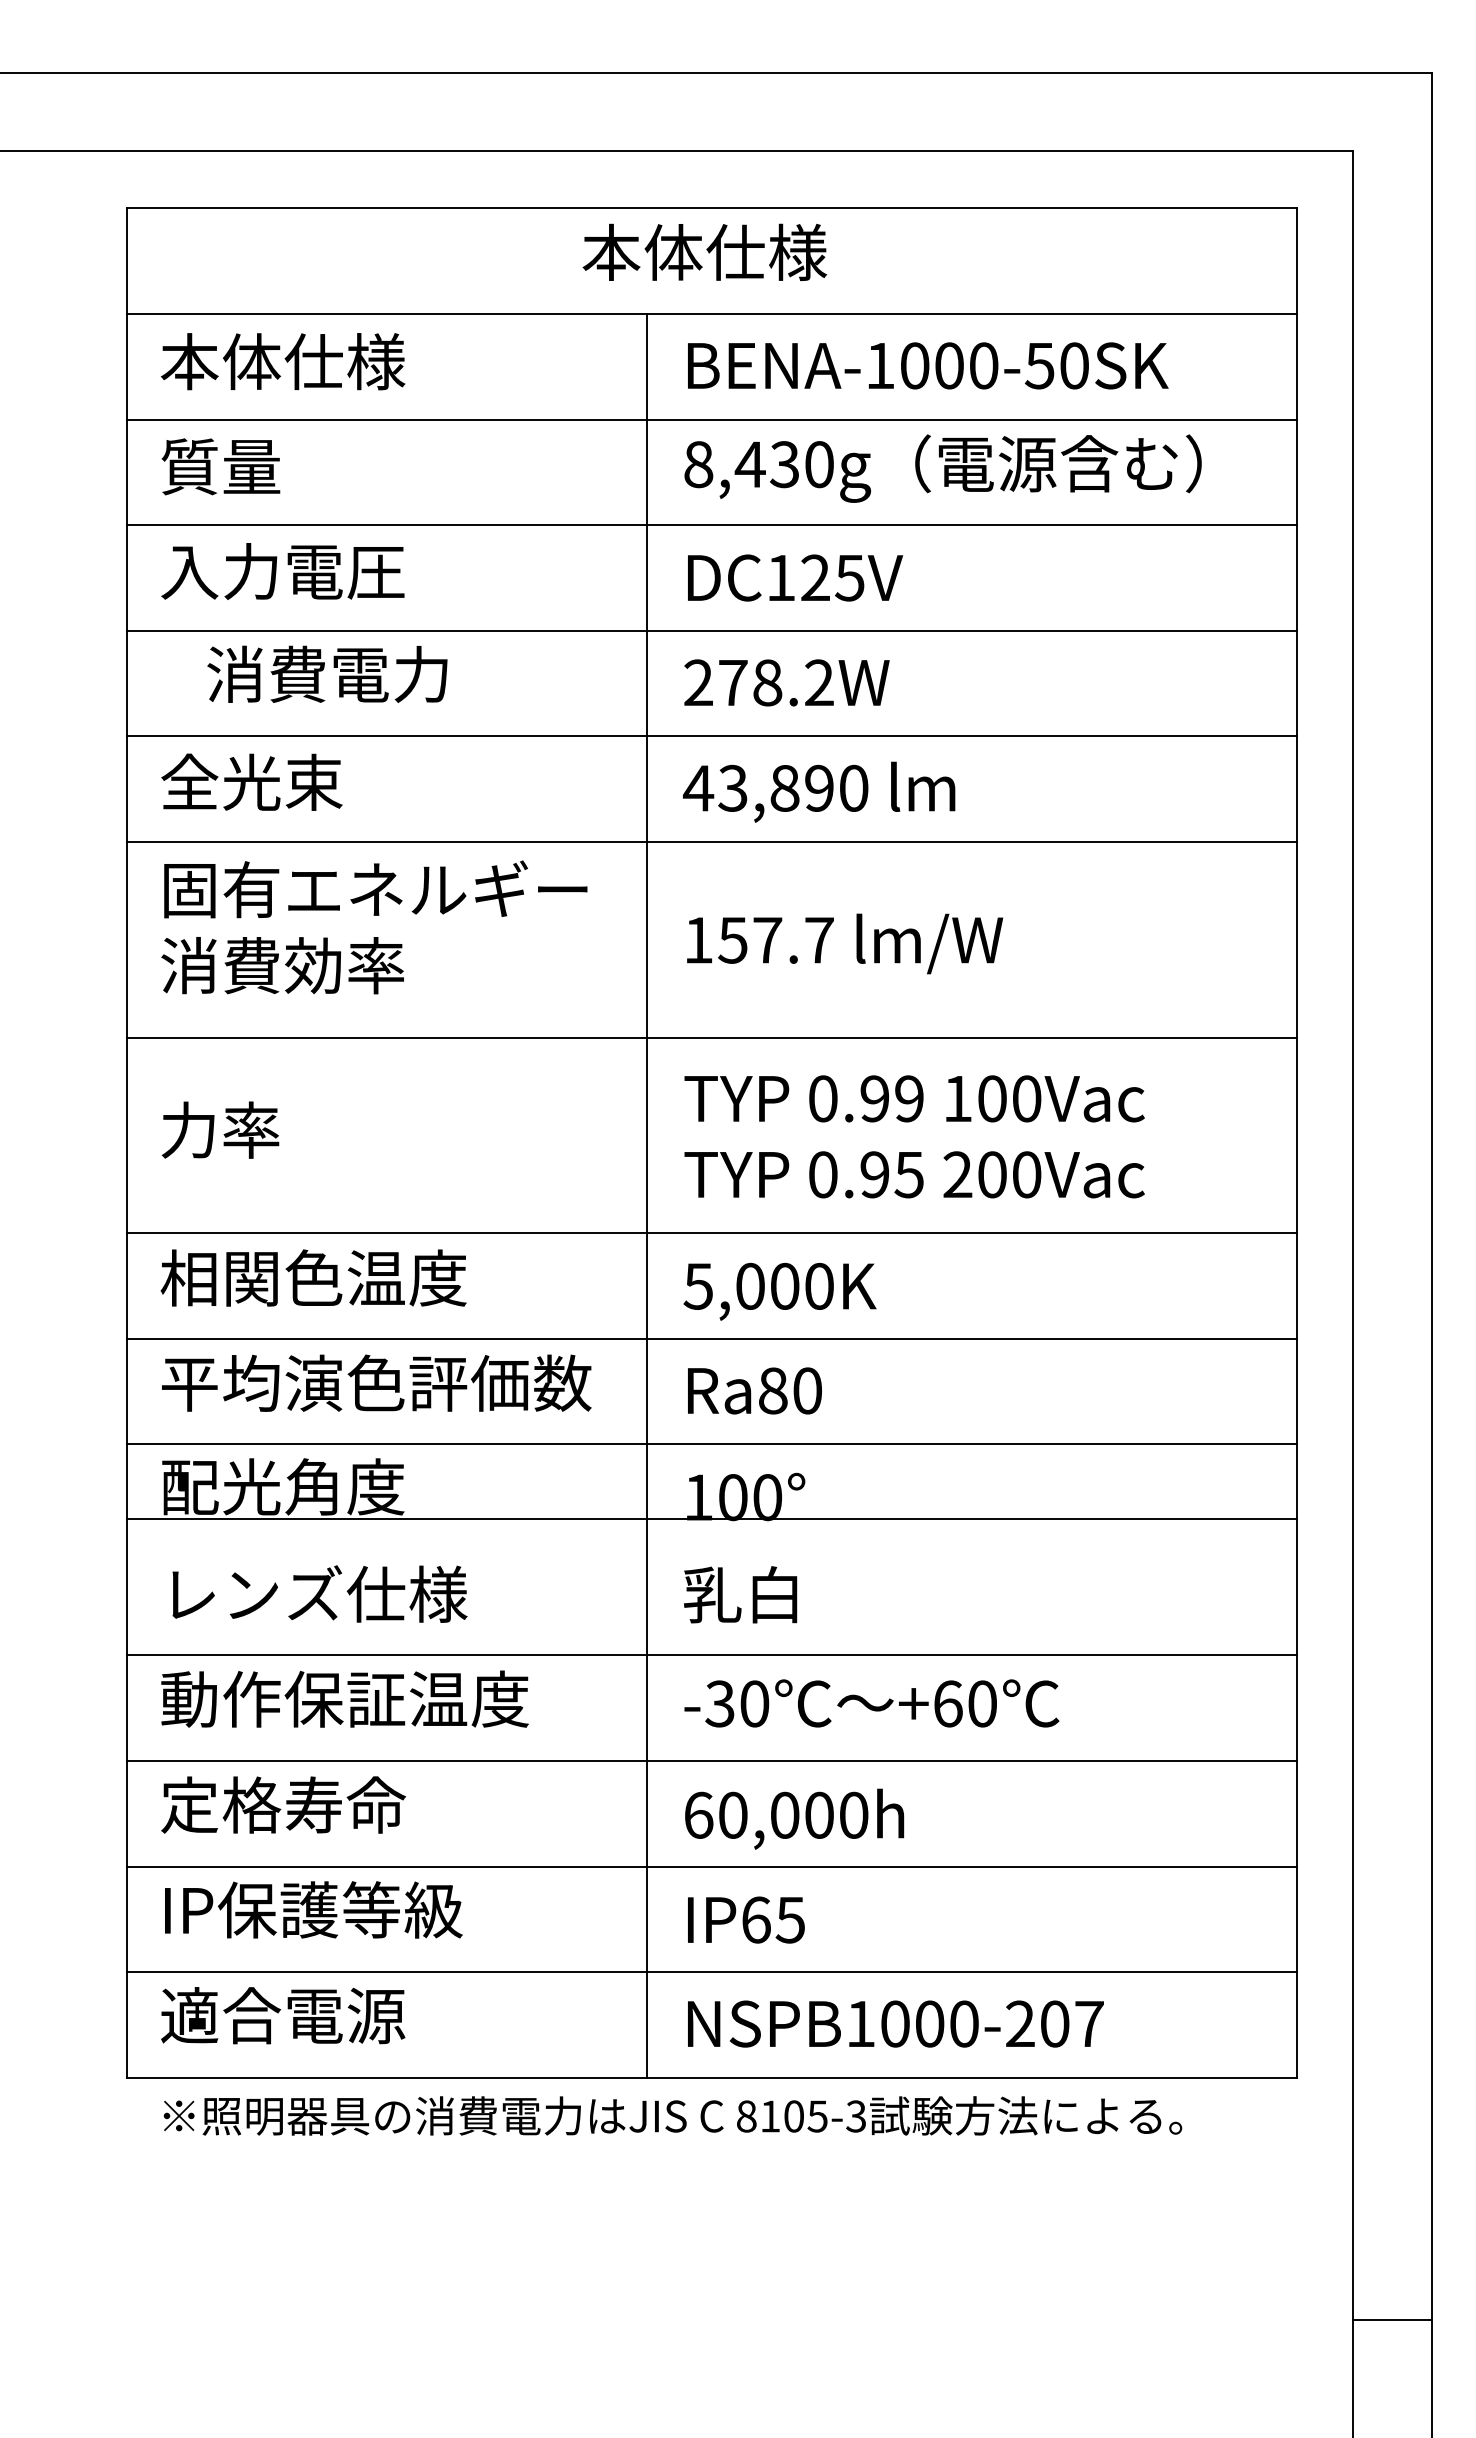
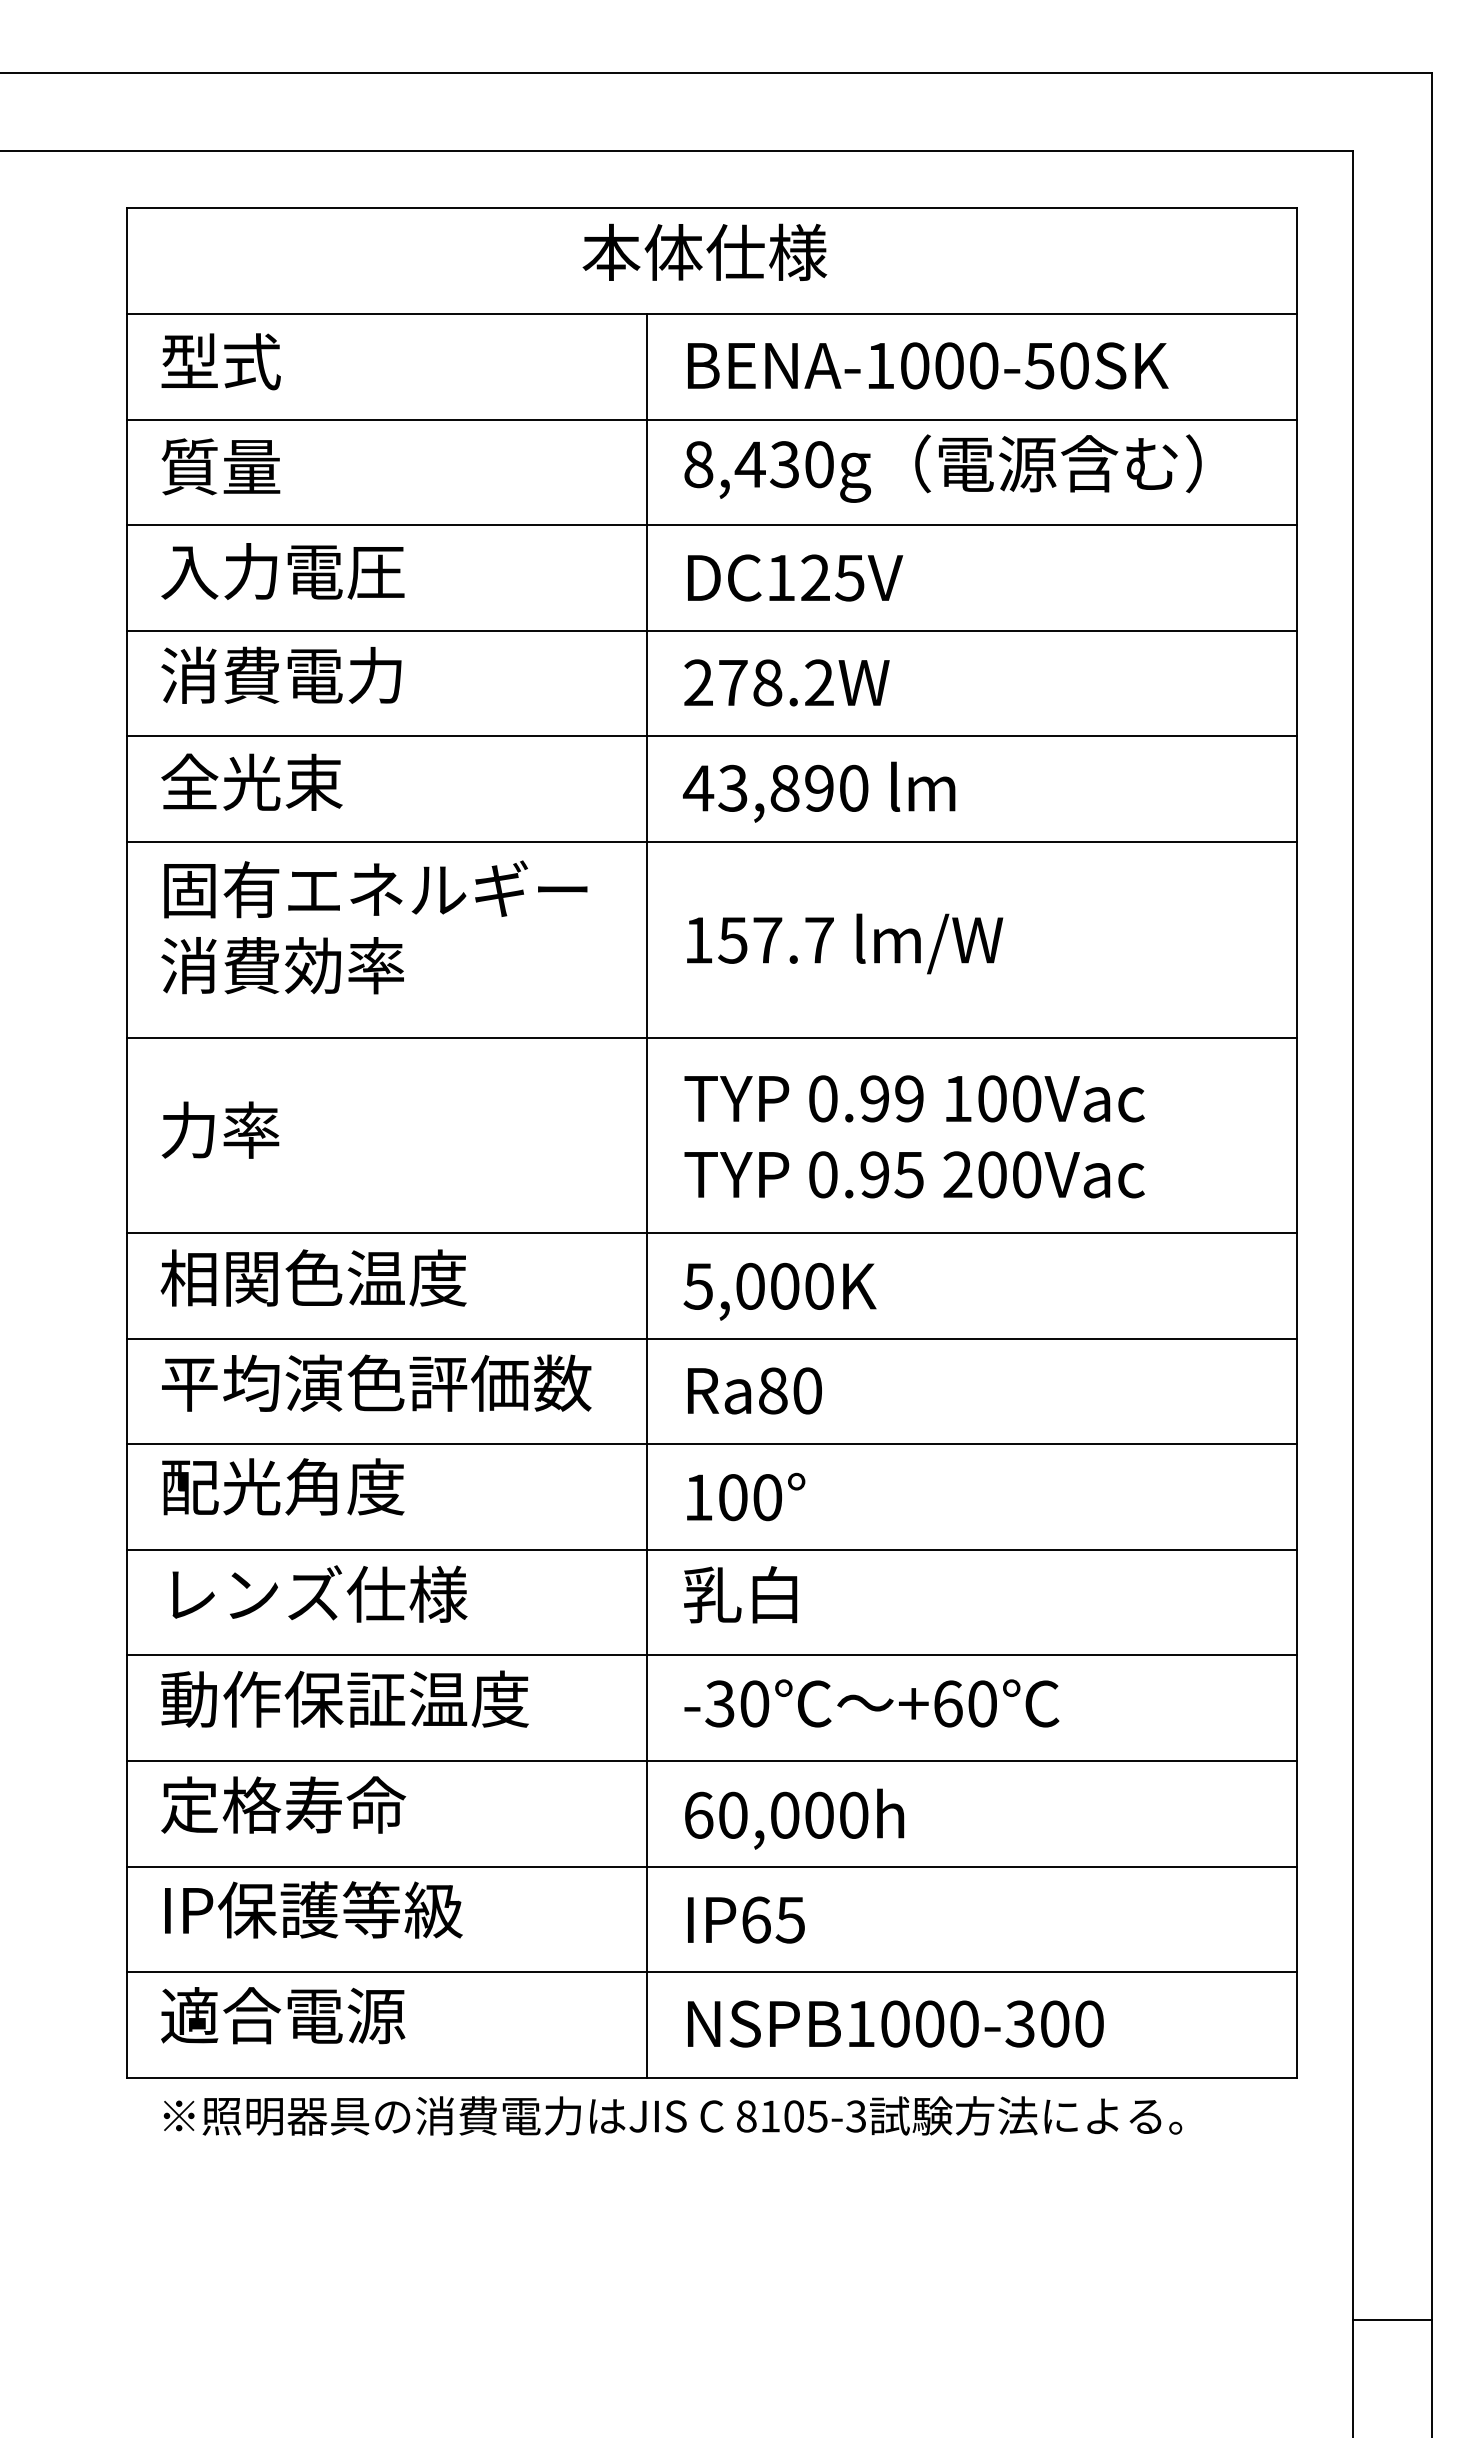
text: 本体仕様 -> 型式 (282, 361)
text position: (327, 673) -> (281, 674) (281, 674)
line position: (711, 1518) -> (711, 1549) (711, 1549)
text: NSPB1000-207 -> NSPB1000-300 (1054, 2023)
